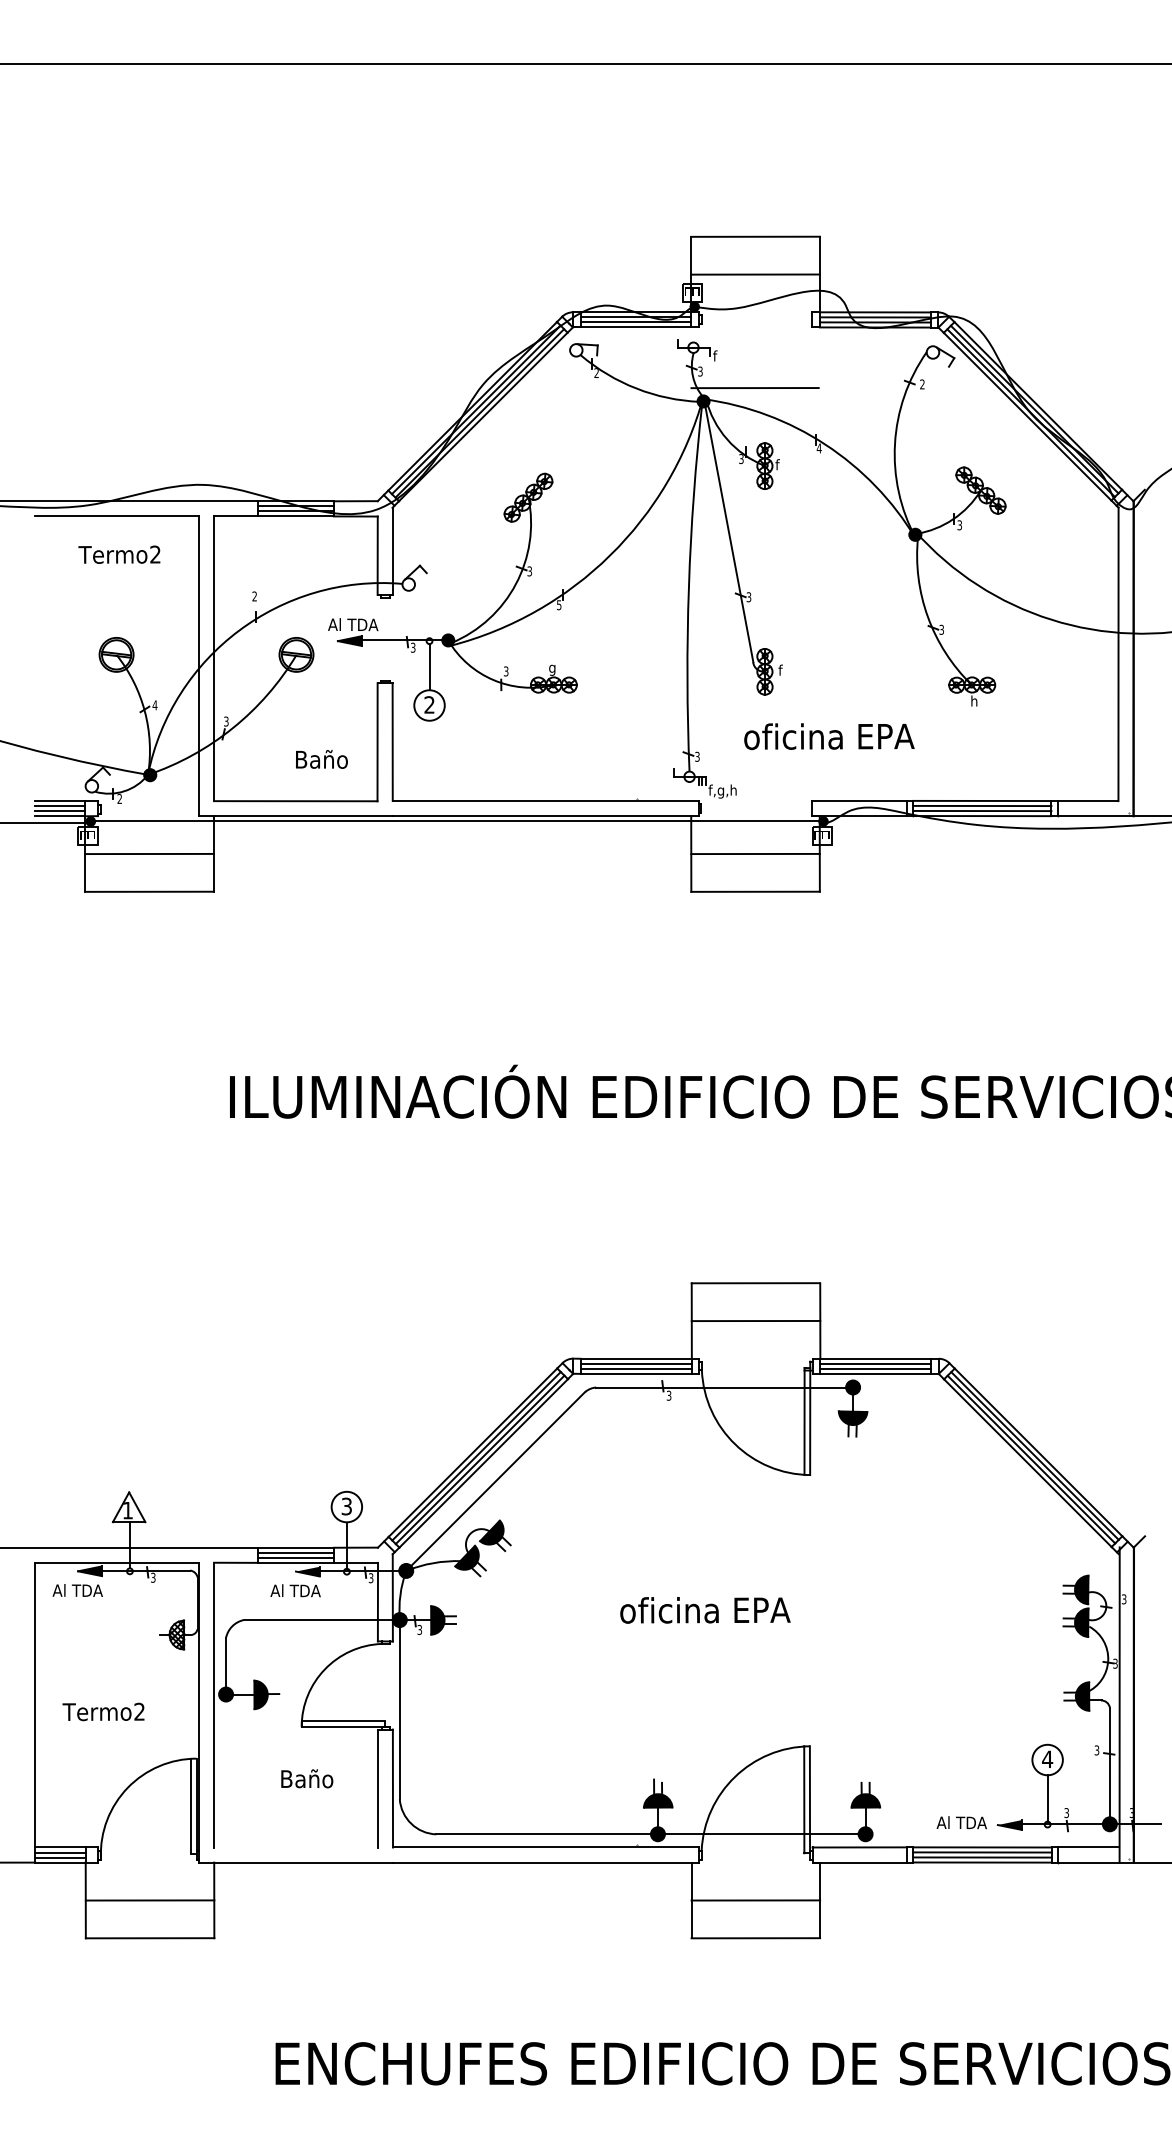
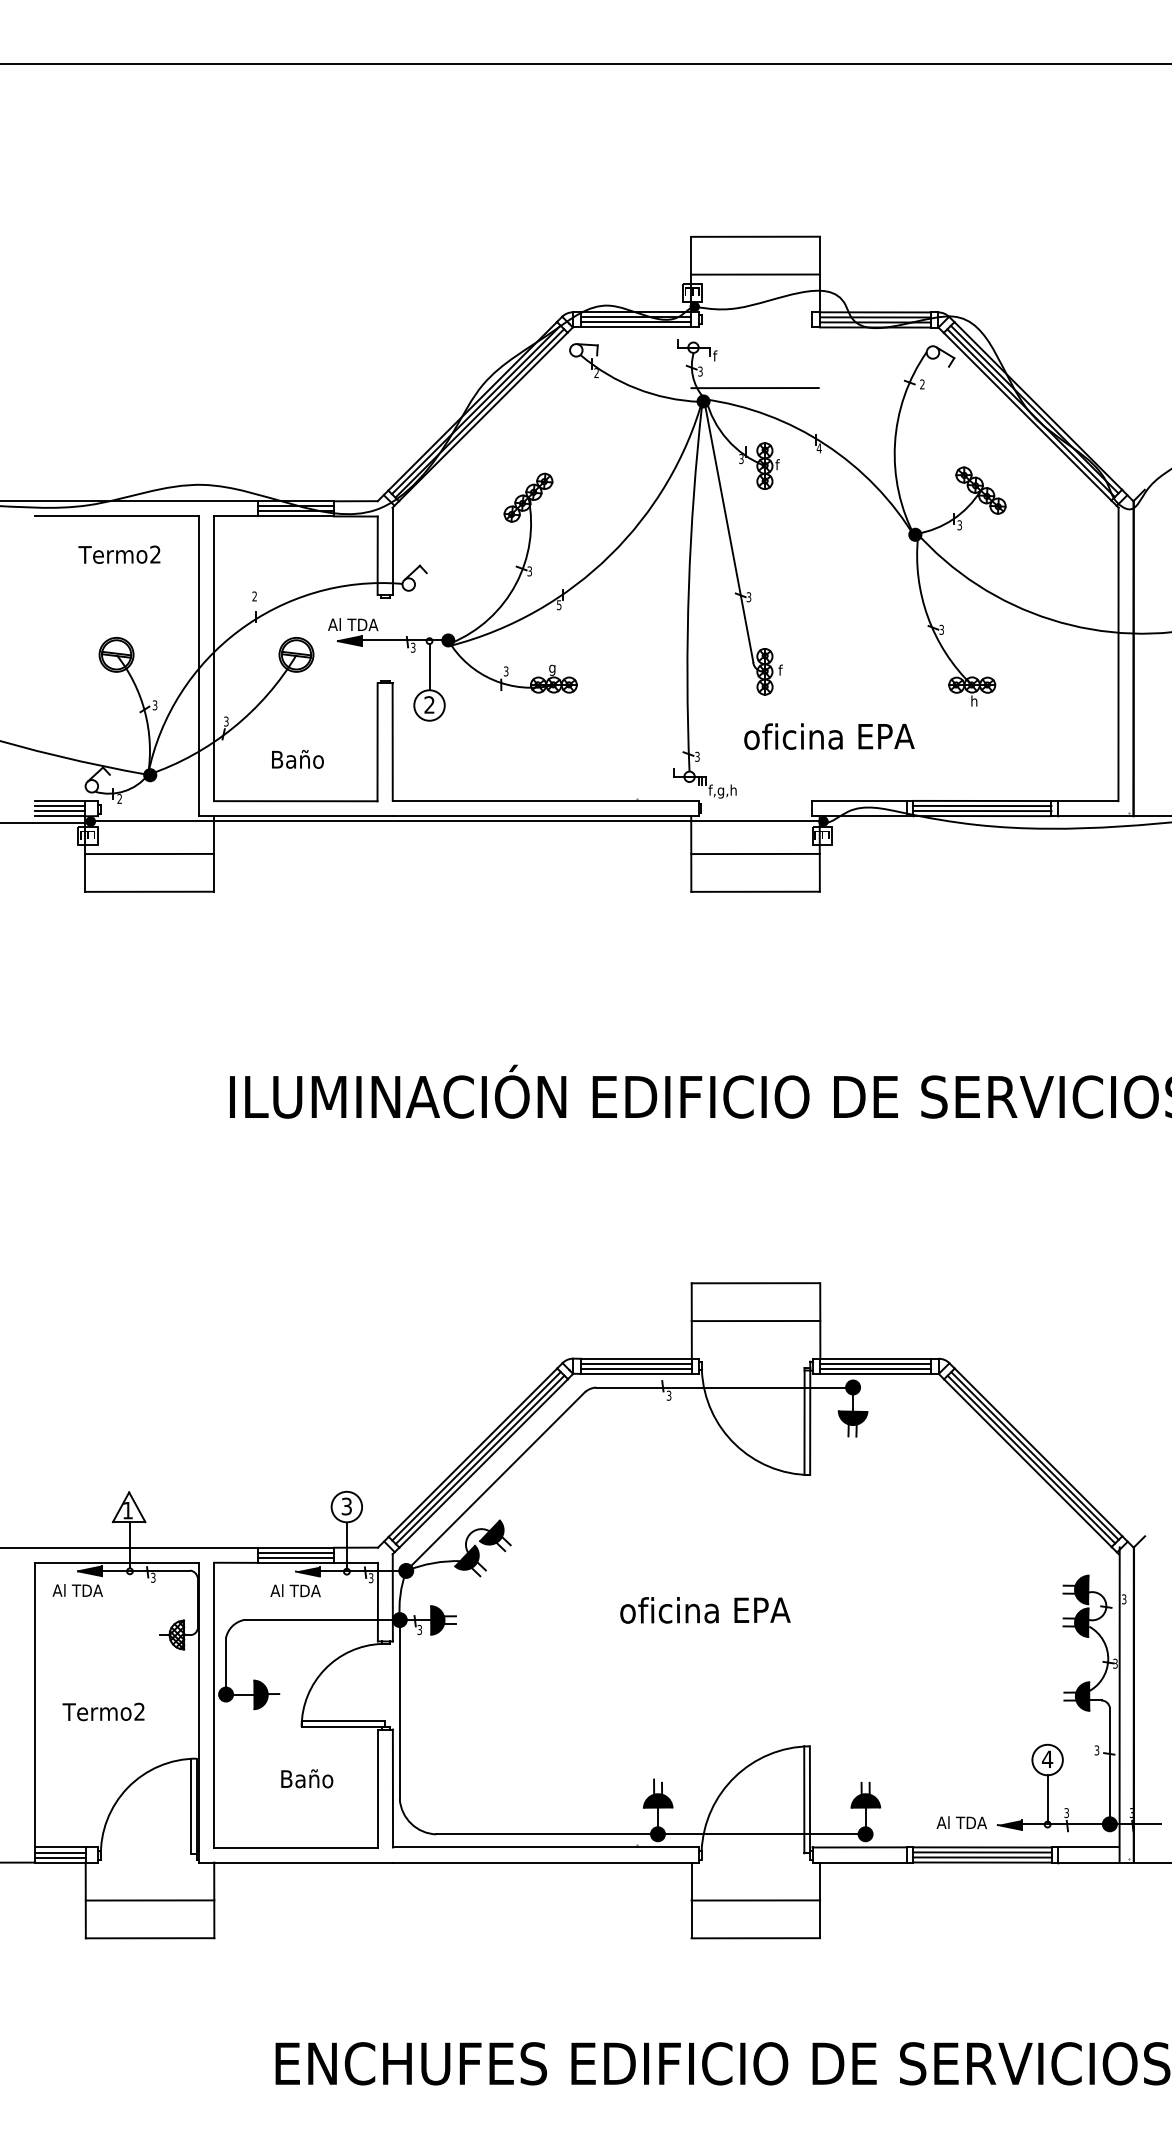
text: 4 -> 3 (154, 705)
text position: (321, 759) -> (297, 759) (297, 759)
line: none -> present (295, 1847)
